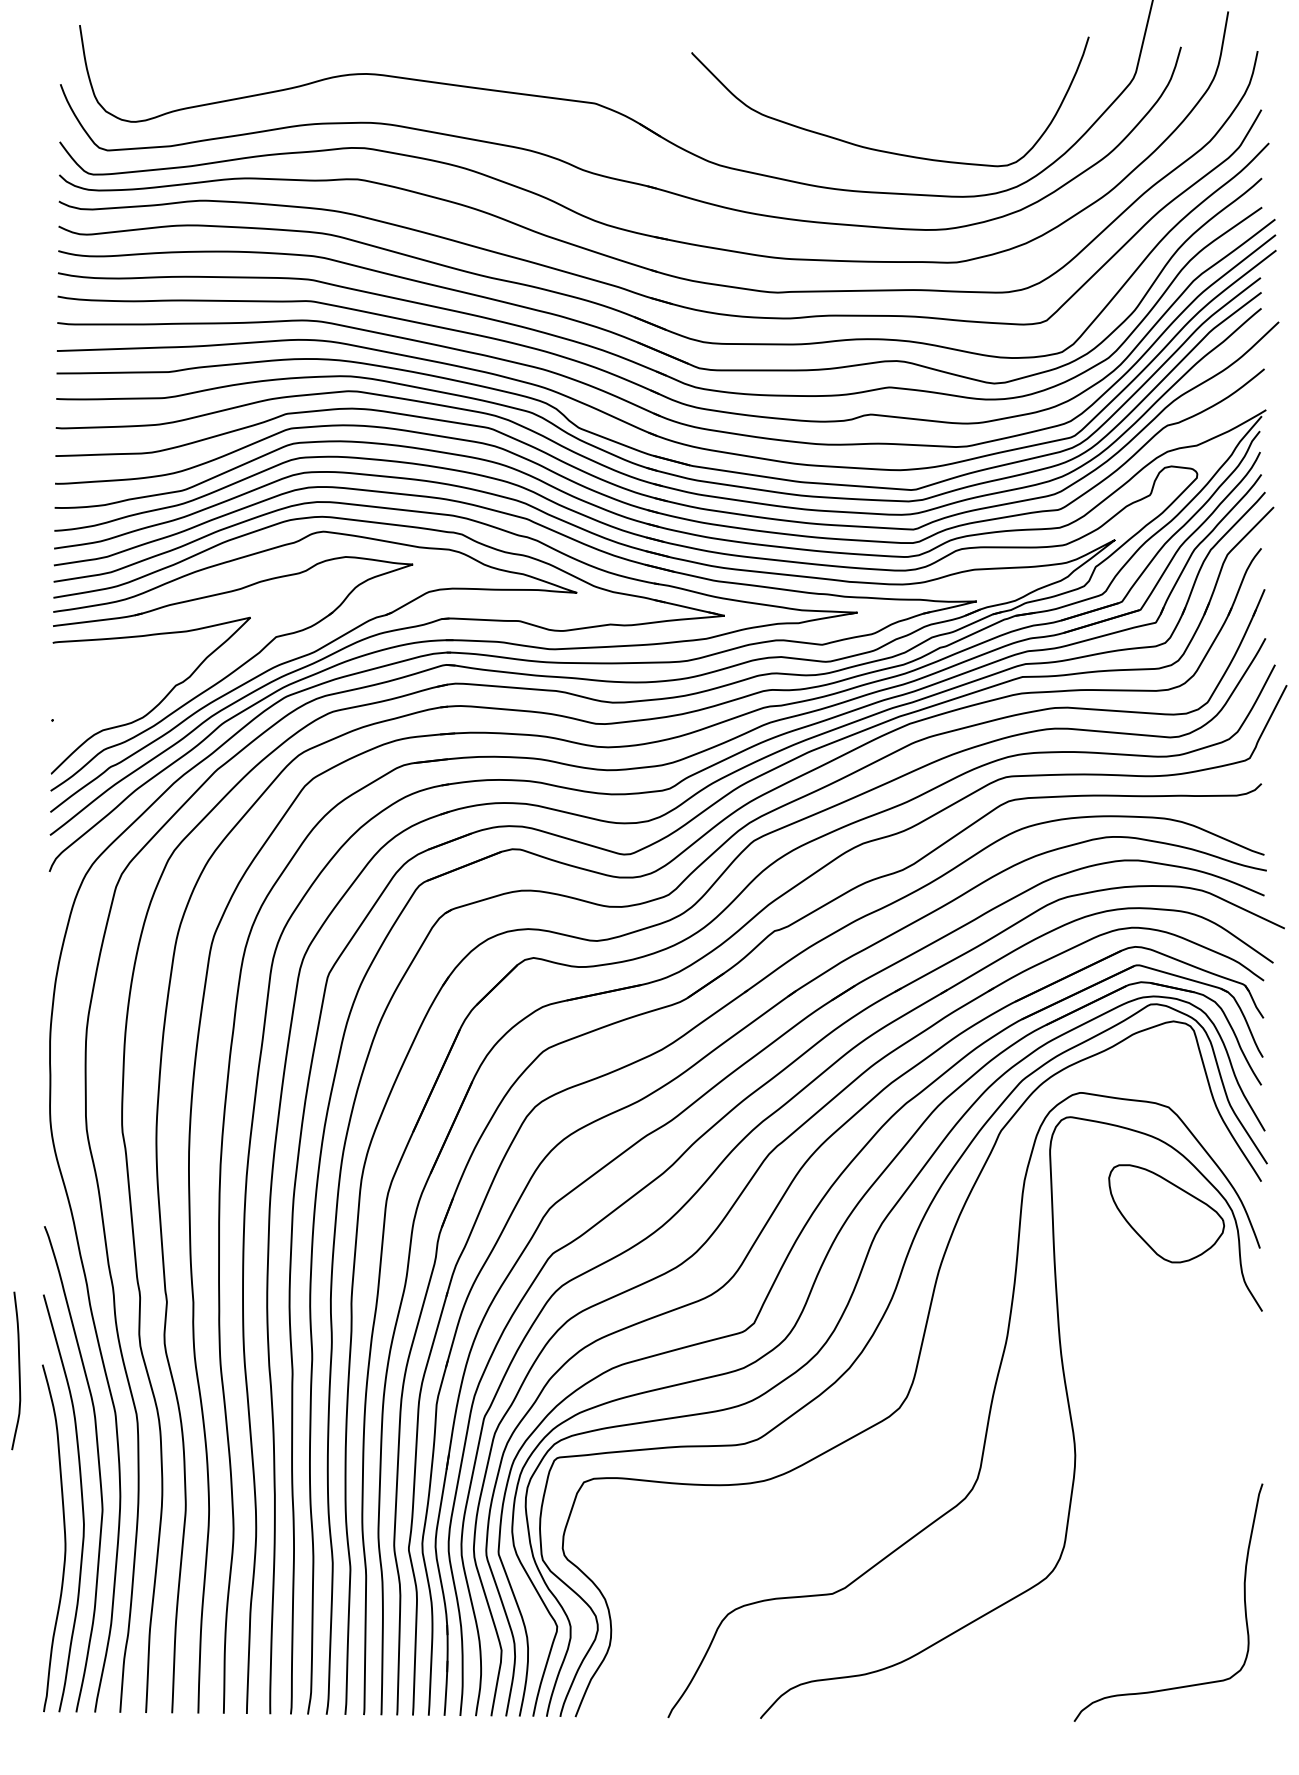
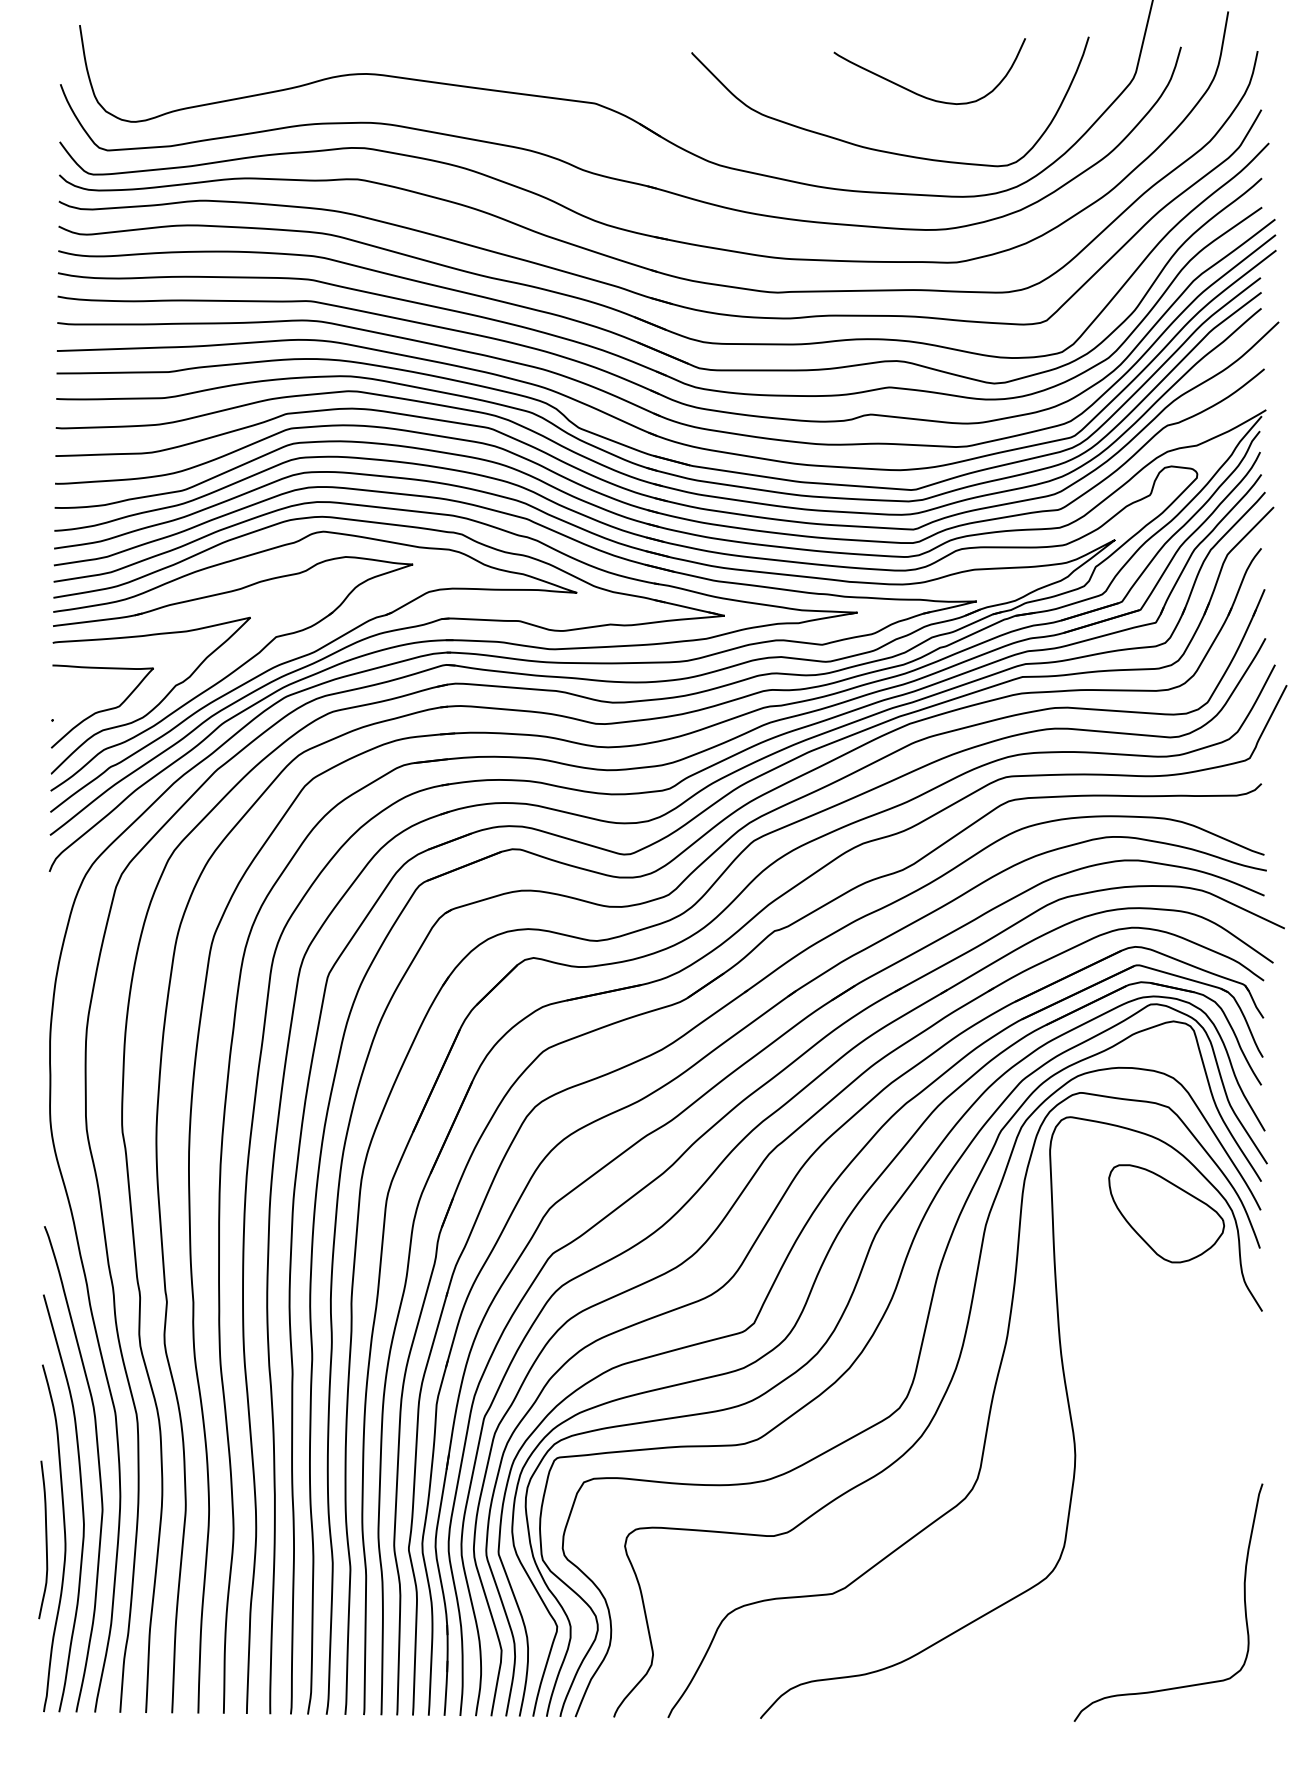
curve: none -> present (918, 93)
curve: none -> present (103, 709)
curve position: (18, 1370) -> (45, 1539) (45, 1539)
curve: none -> present (943, 1394)
